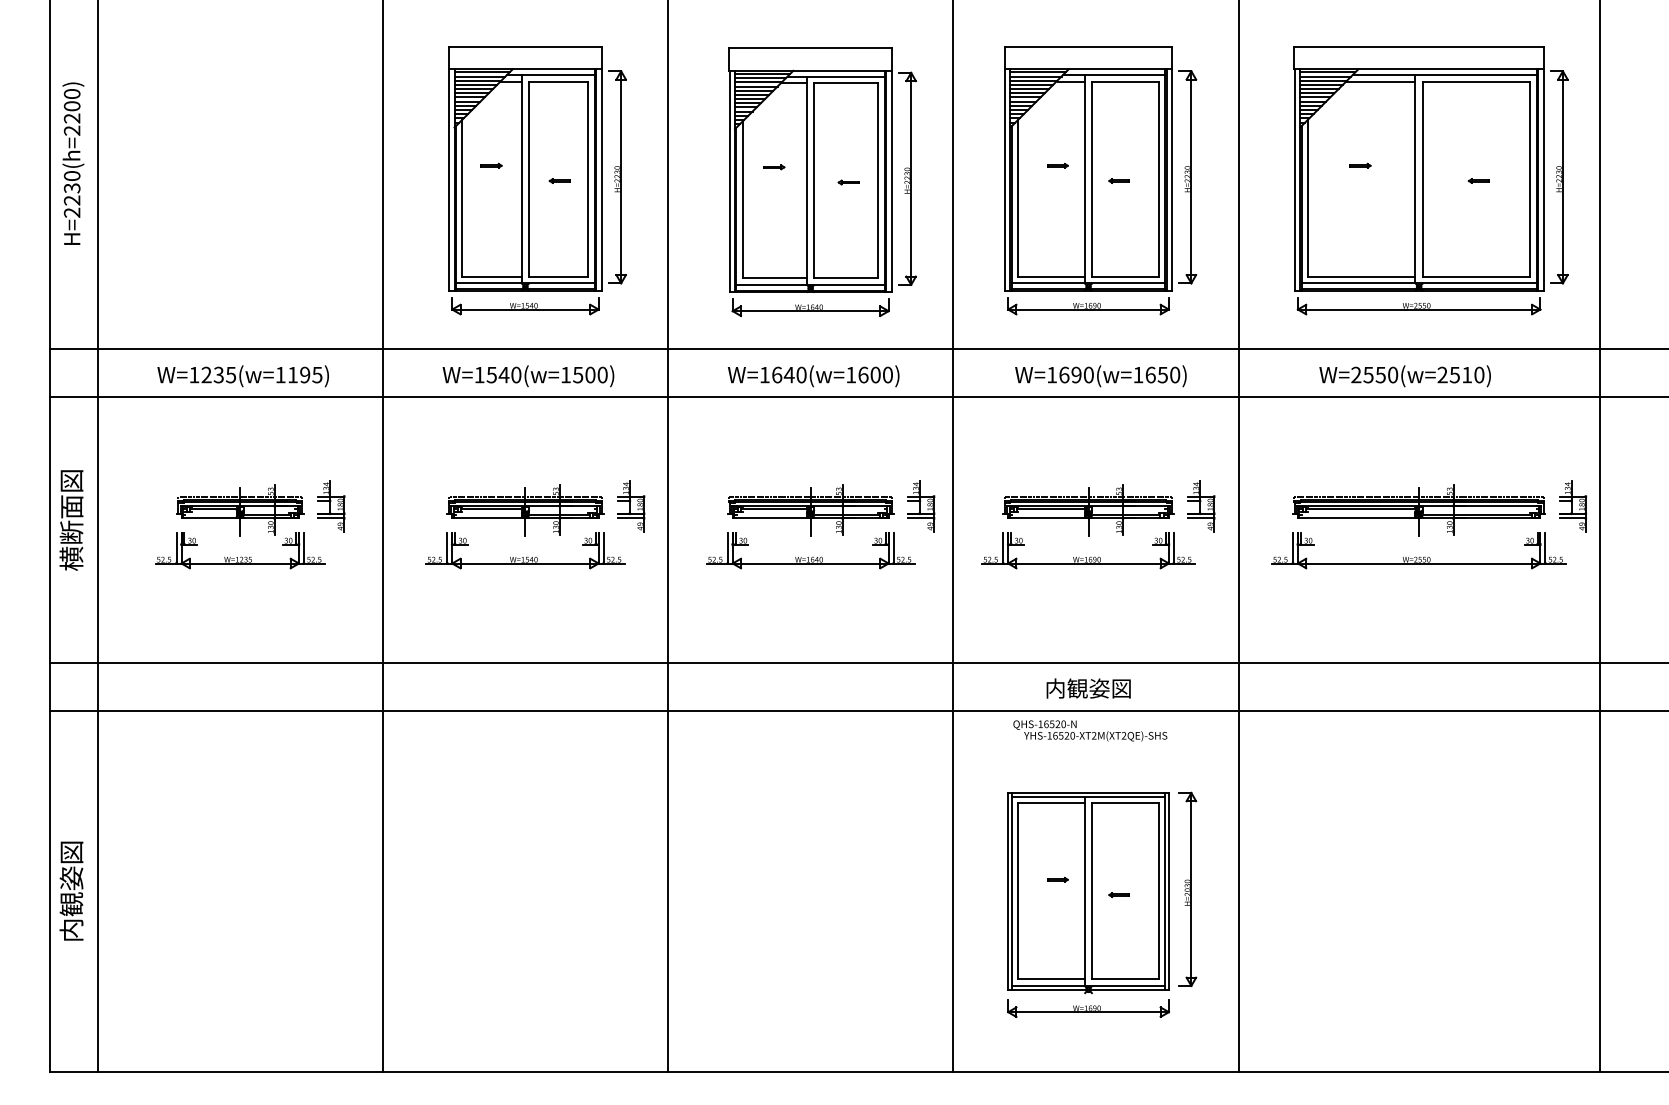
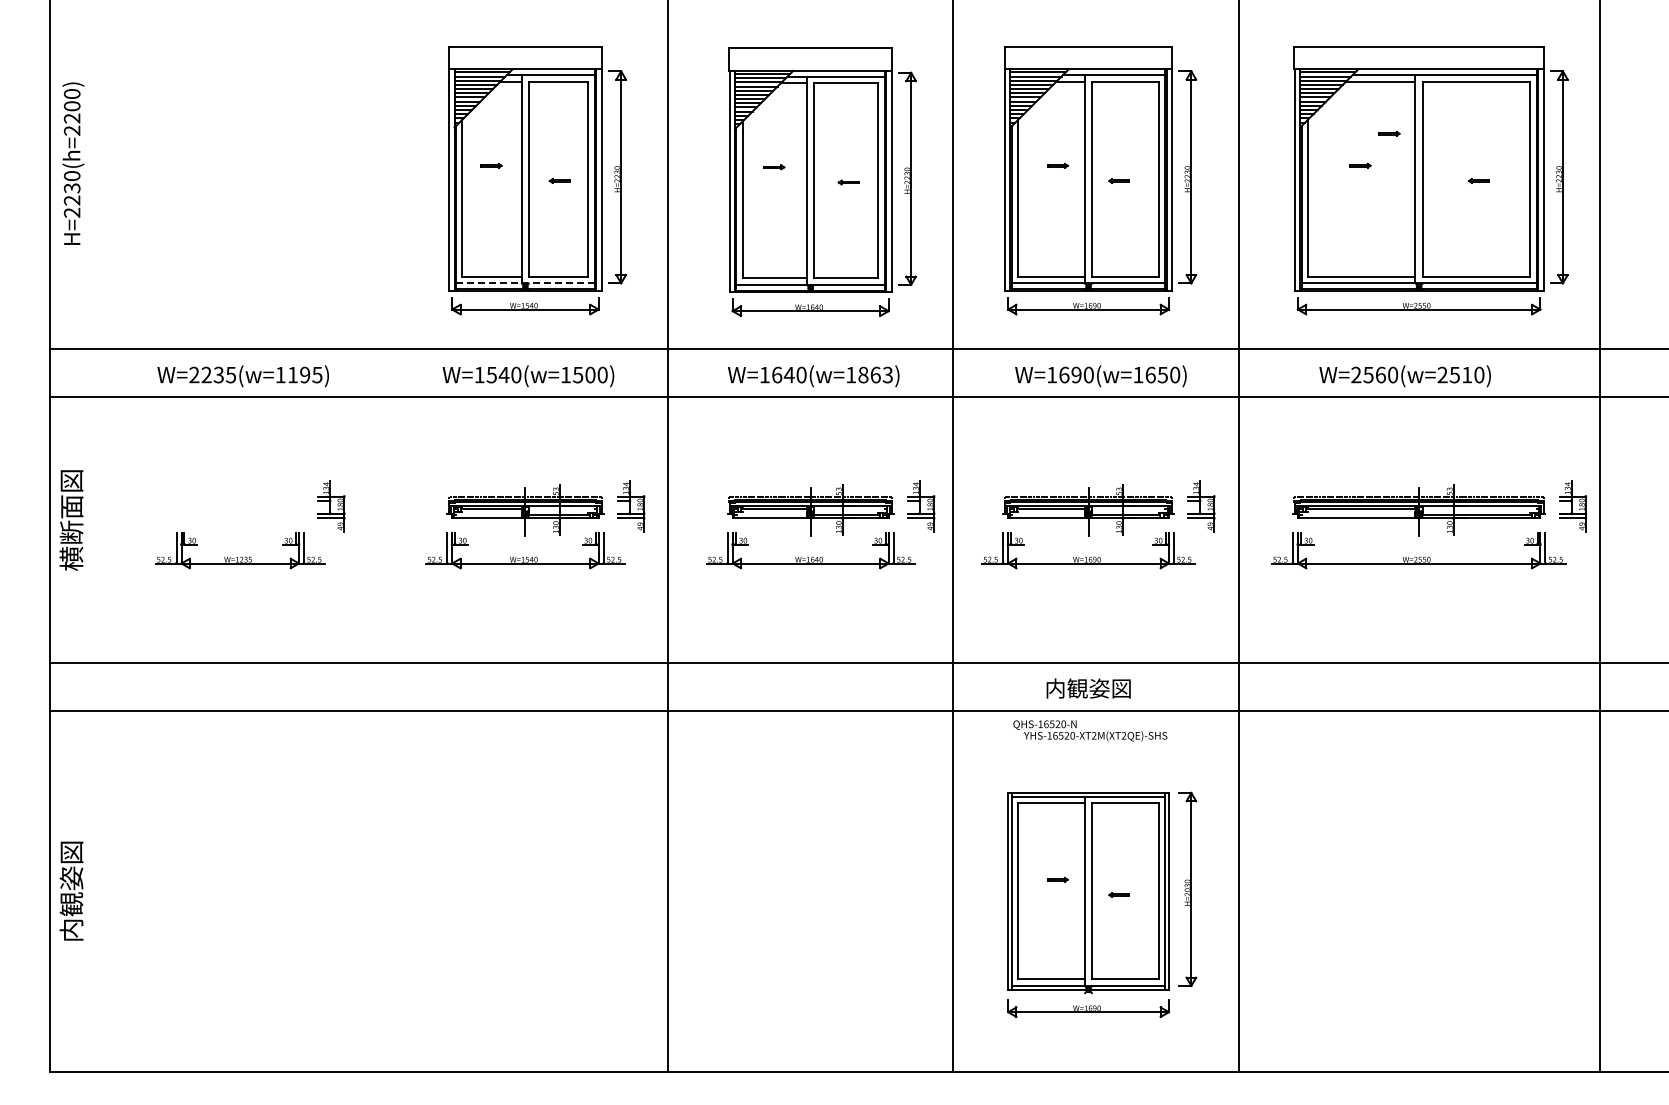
part: none -> present (1389, 133)
line: solid -> dashed (525, 283)
text: W=1235(w=1195) -> W=2235(w=1195) (194, 374)
text: W=1640(w=1600) -> W=1640(w=1863) (875, 374)
text: W=2550(w=2510) -> W=2560(w=2510) (1380, 374)
part: present -> none (240, 510)
line: present -> none (97, 537)
line: present -> none (382, 537)
